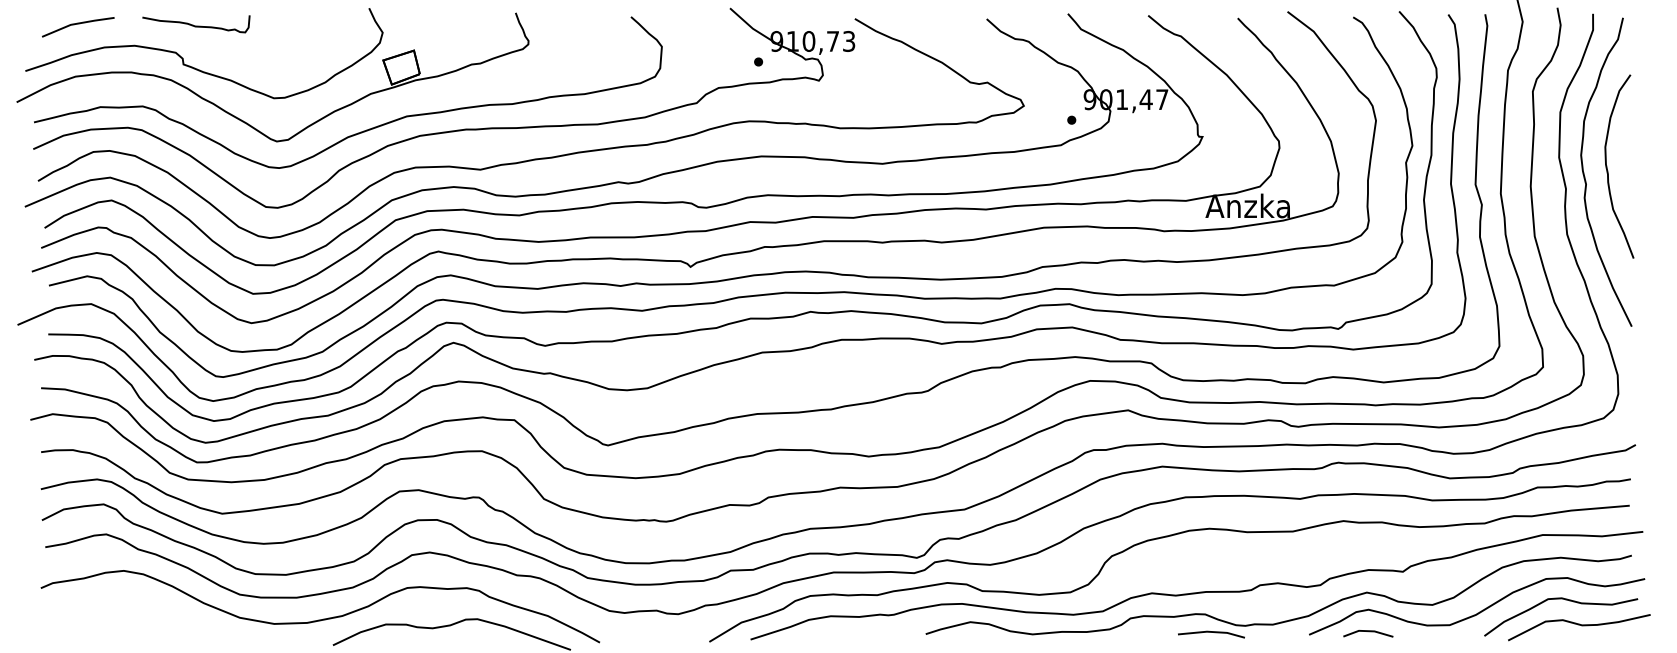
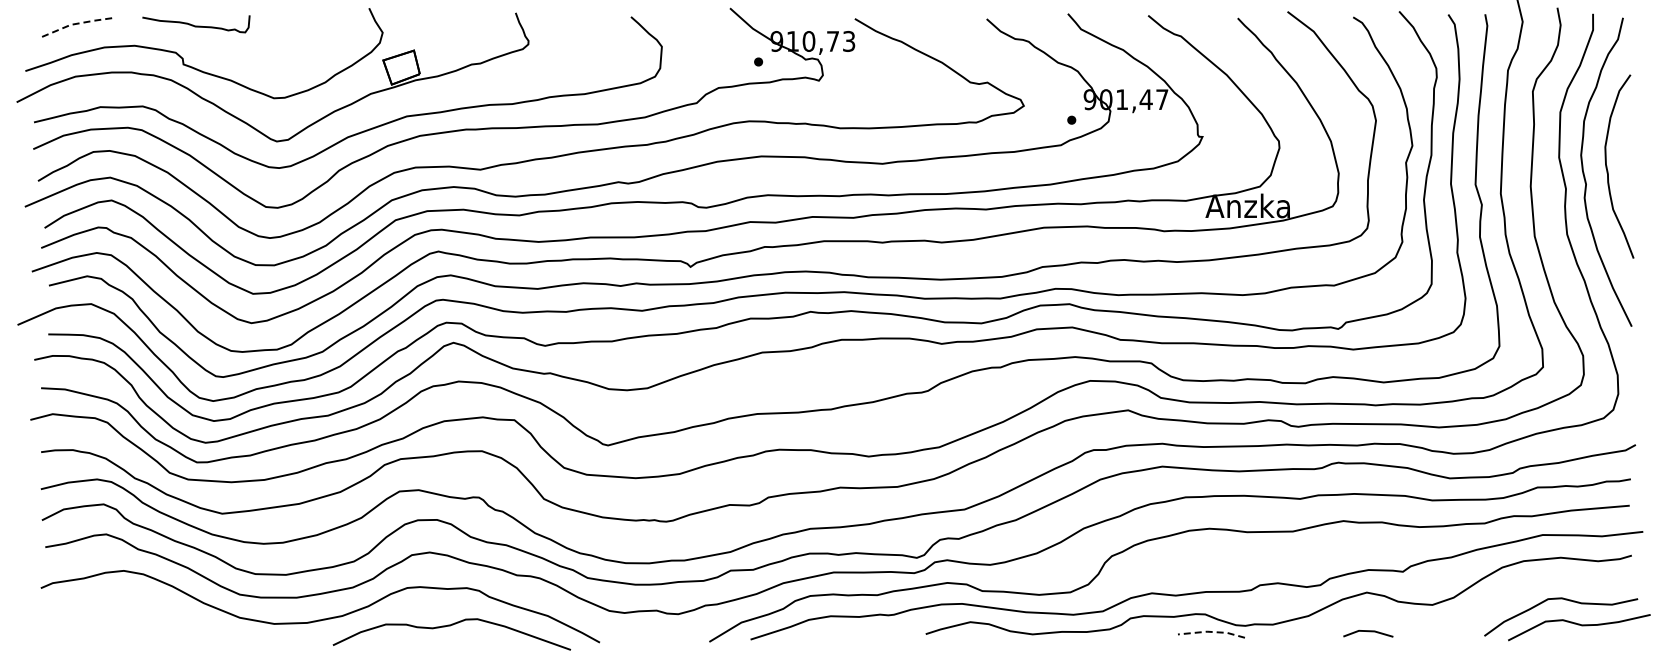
line: solid -> dashed (77, 23)
curve: present -> none (1479, 611)
line: solid -> dashed (1211, 631)
